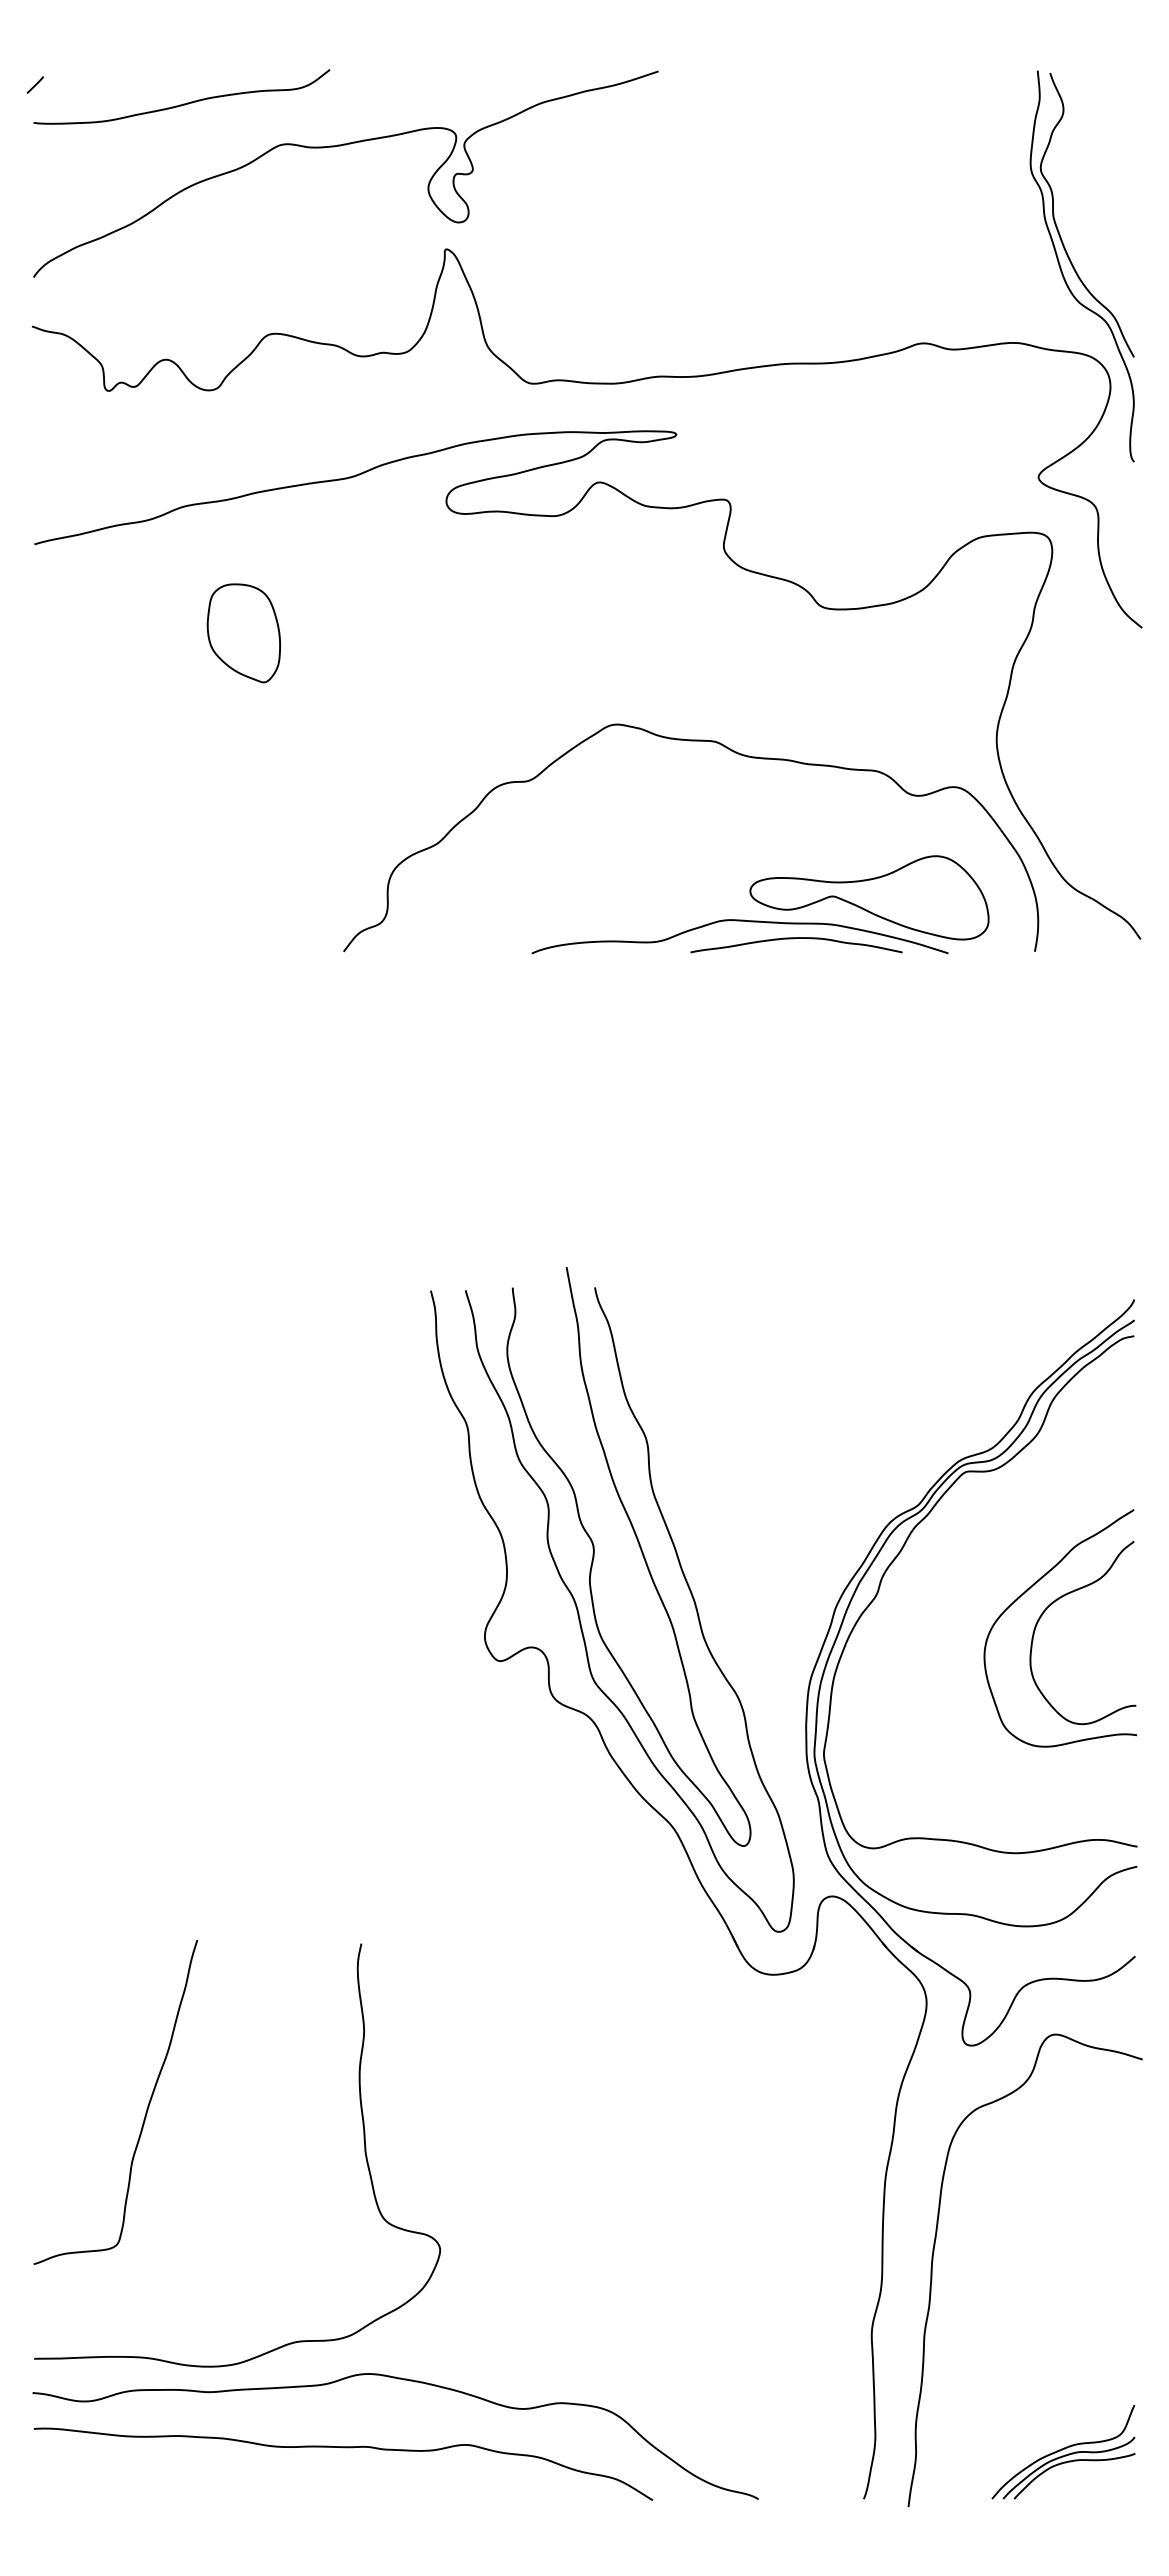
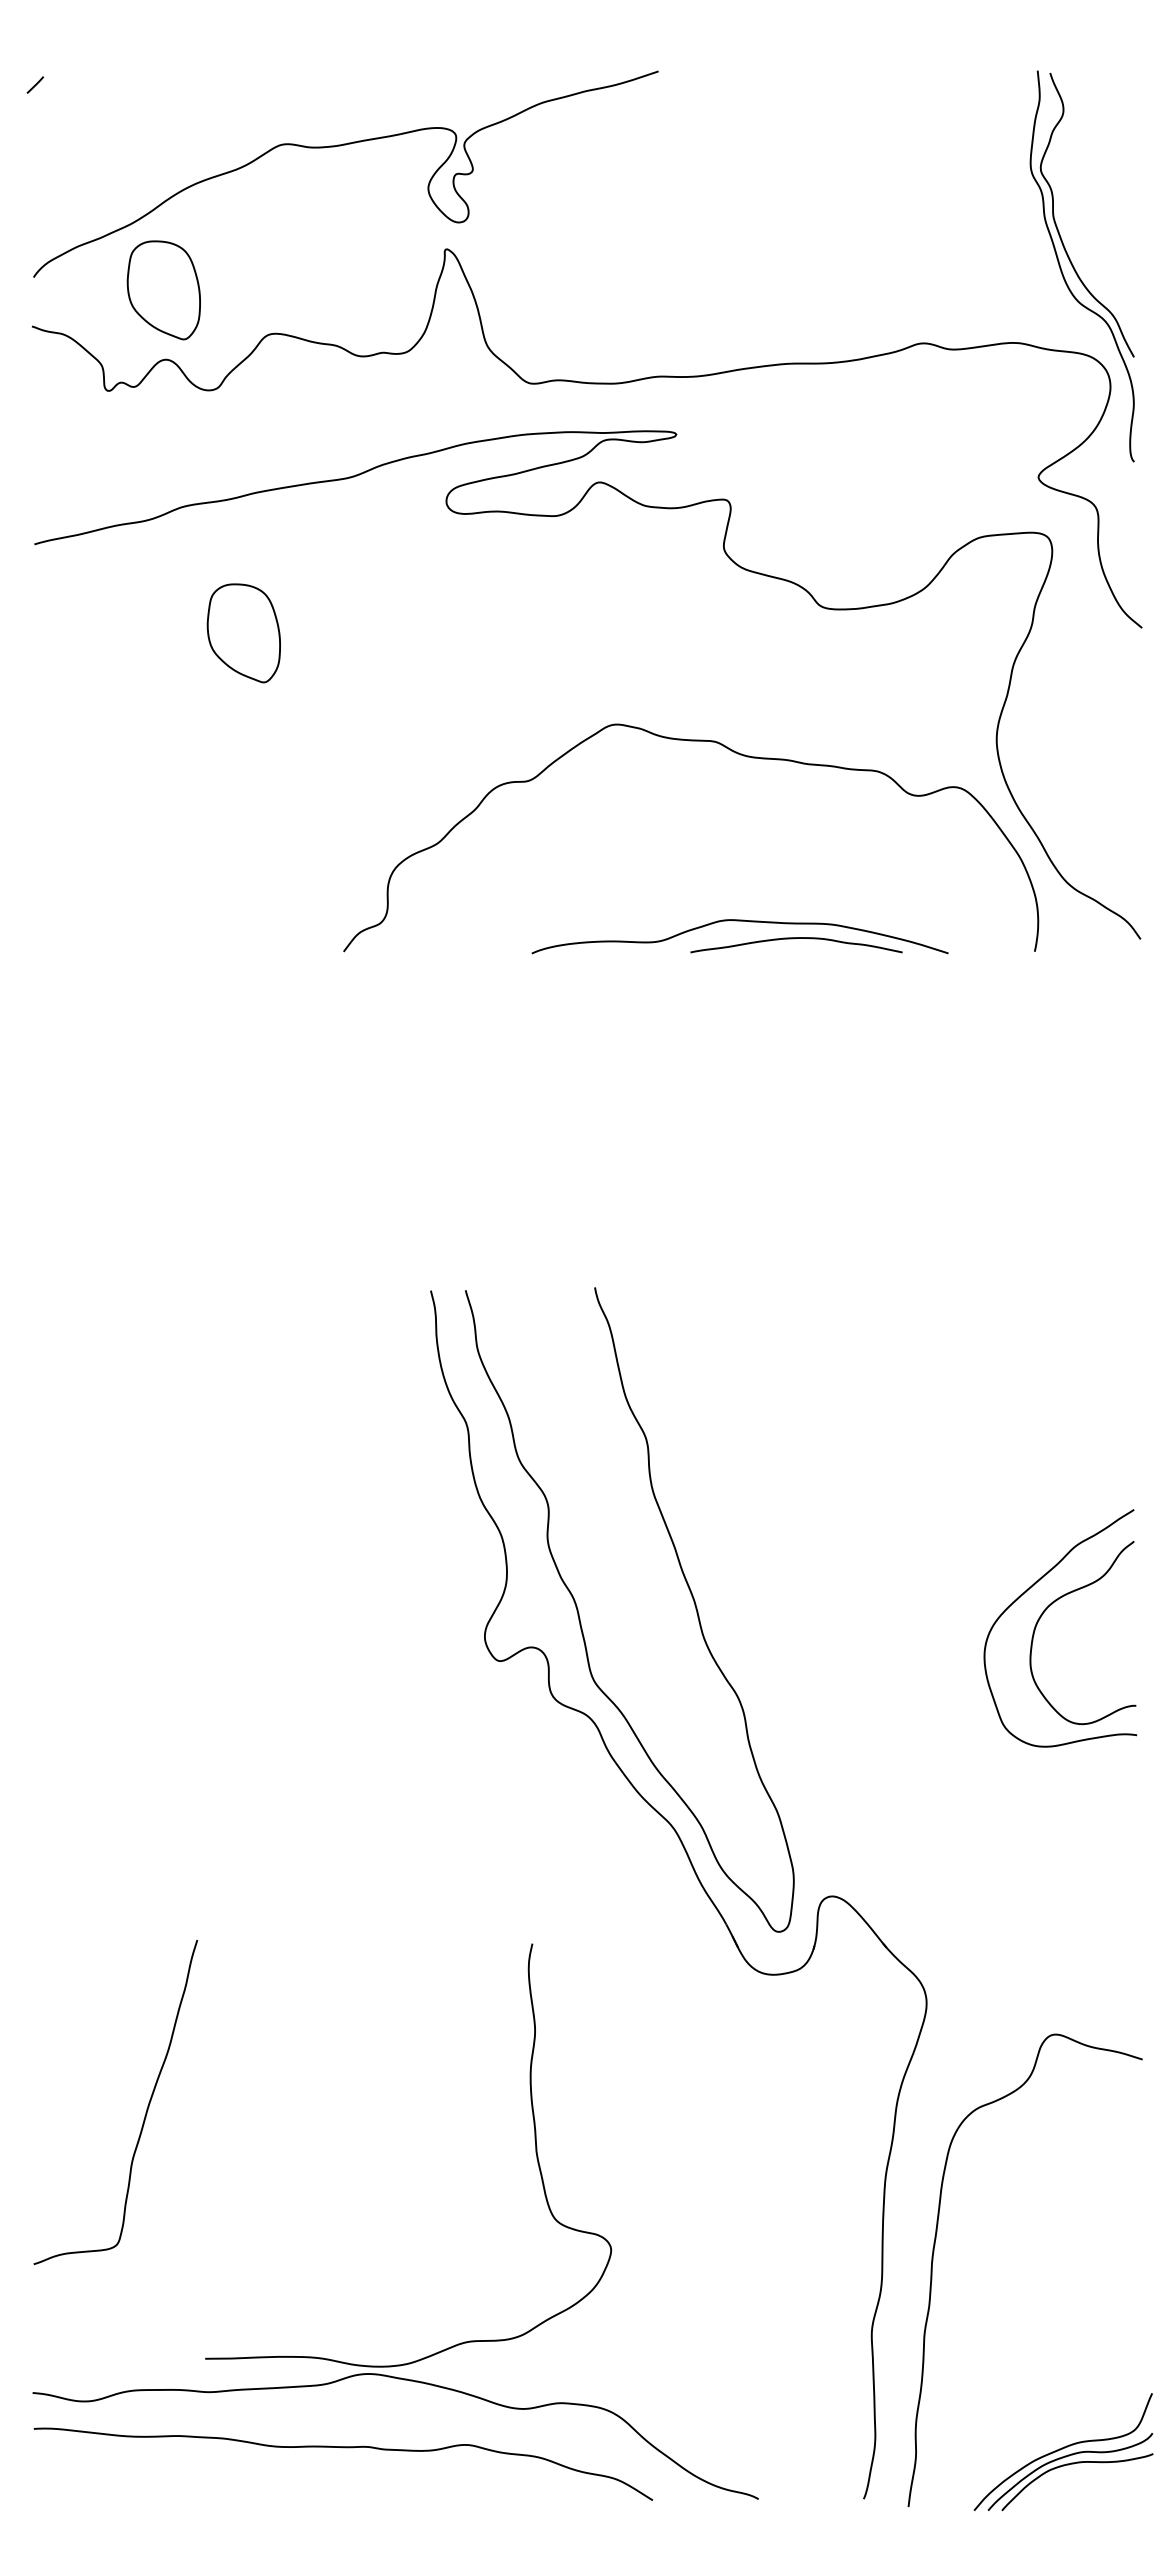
curve: present -> none (183, 103)
part: none -> present (163, 290)
part: present -> none (869, 897)
curve: present -> none (641, 1553)
part: present -> none (874, 1600)
curve position: (363, 2140) -> (534, 2140) (534, 2140)
part size: 145x95 px -> 181x119 px (1063, 2452)
